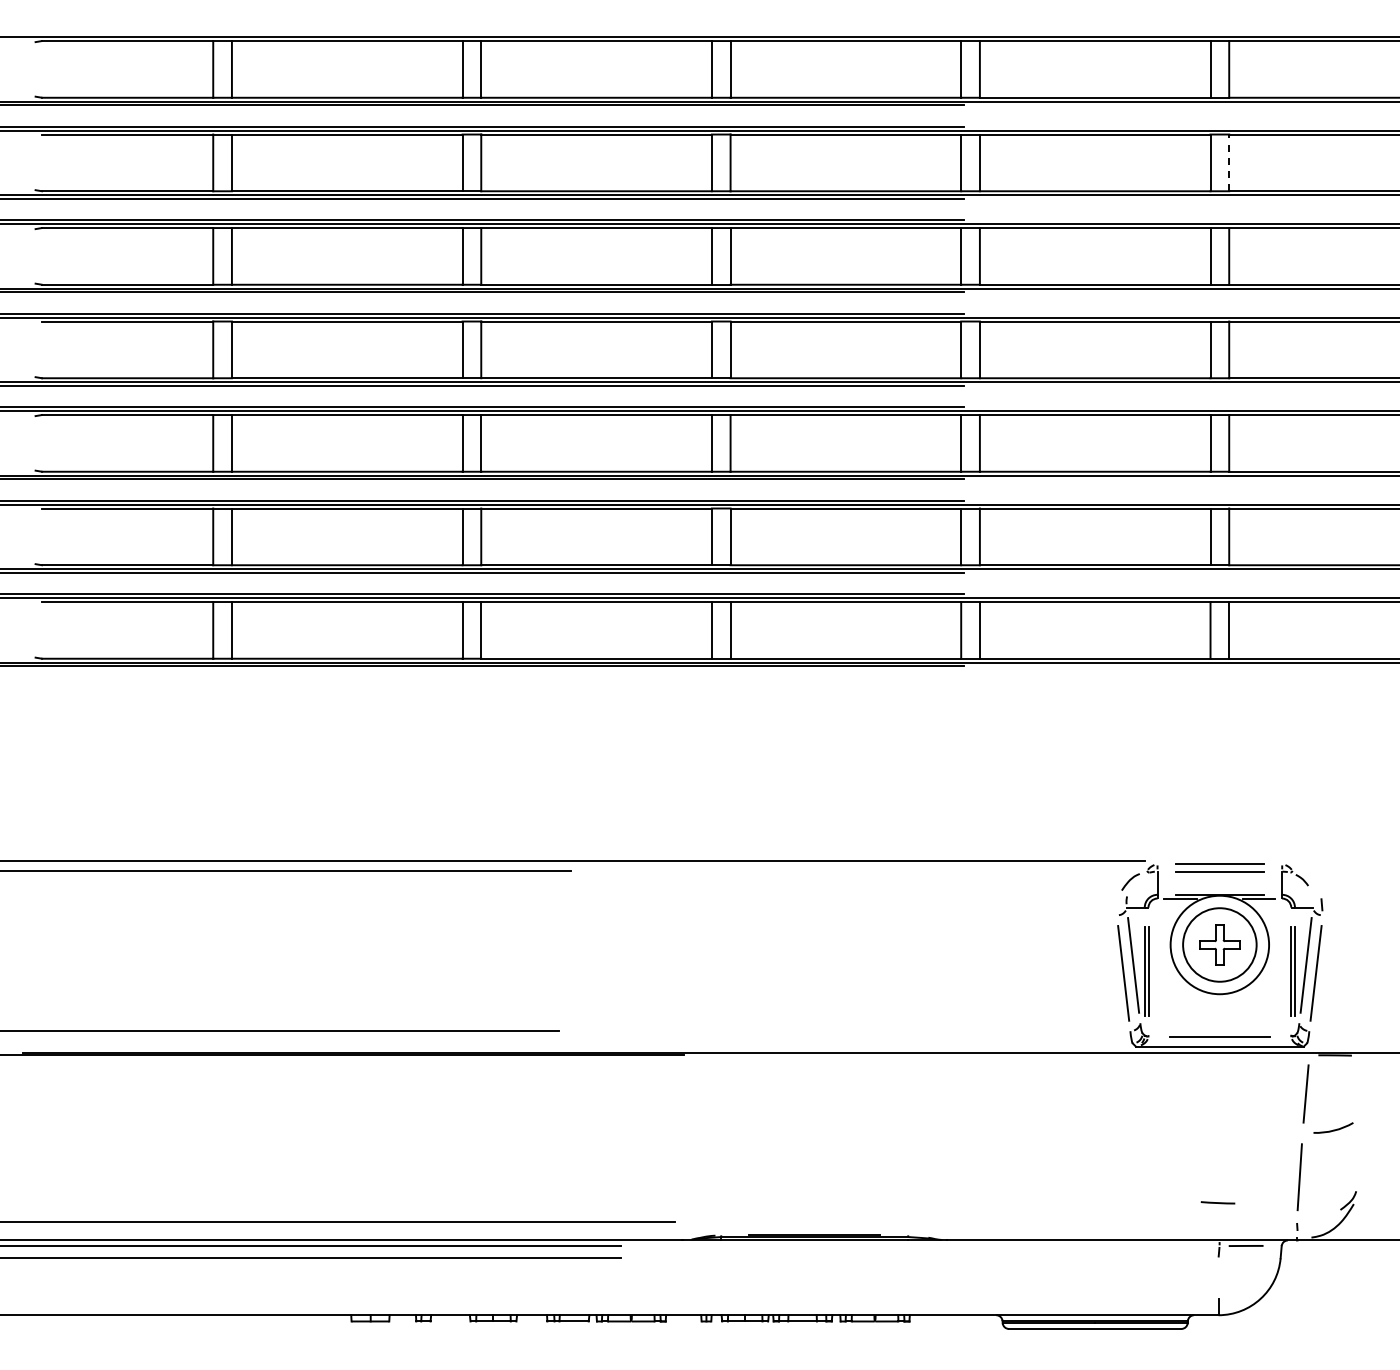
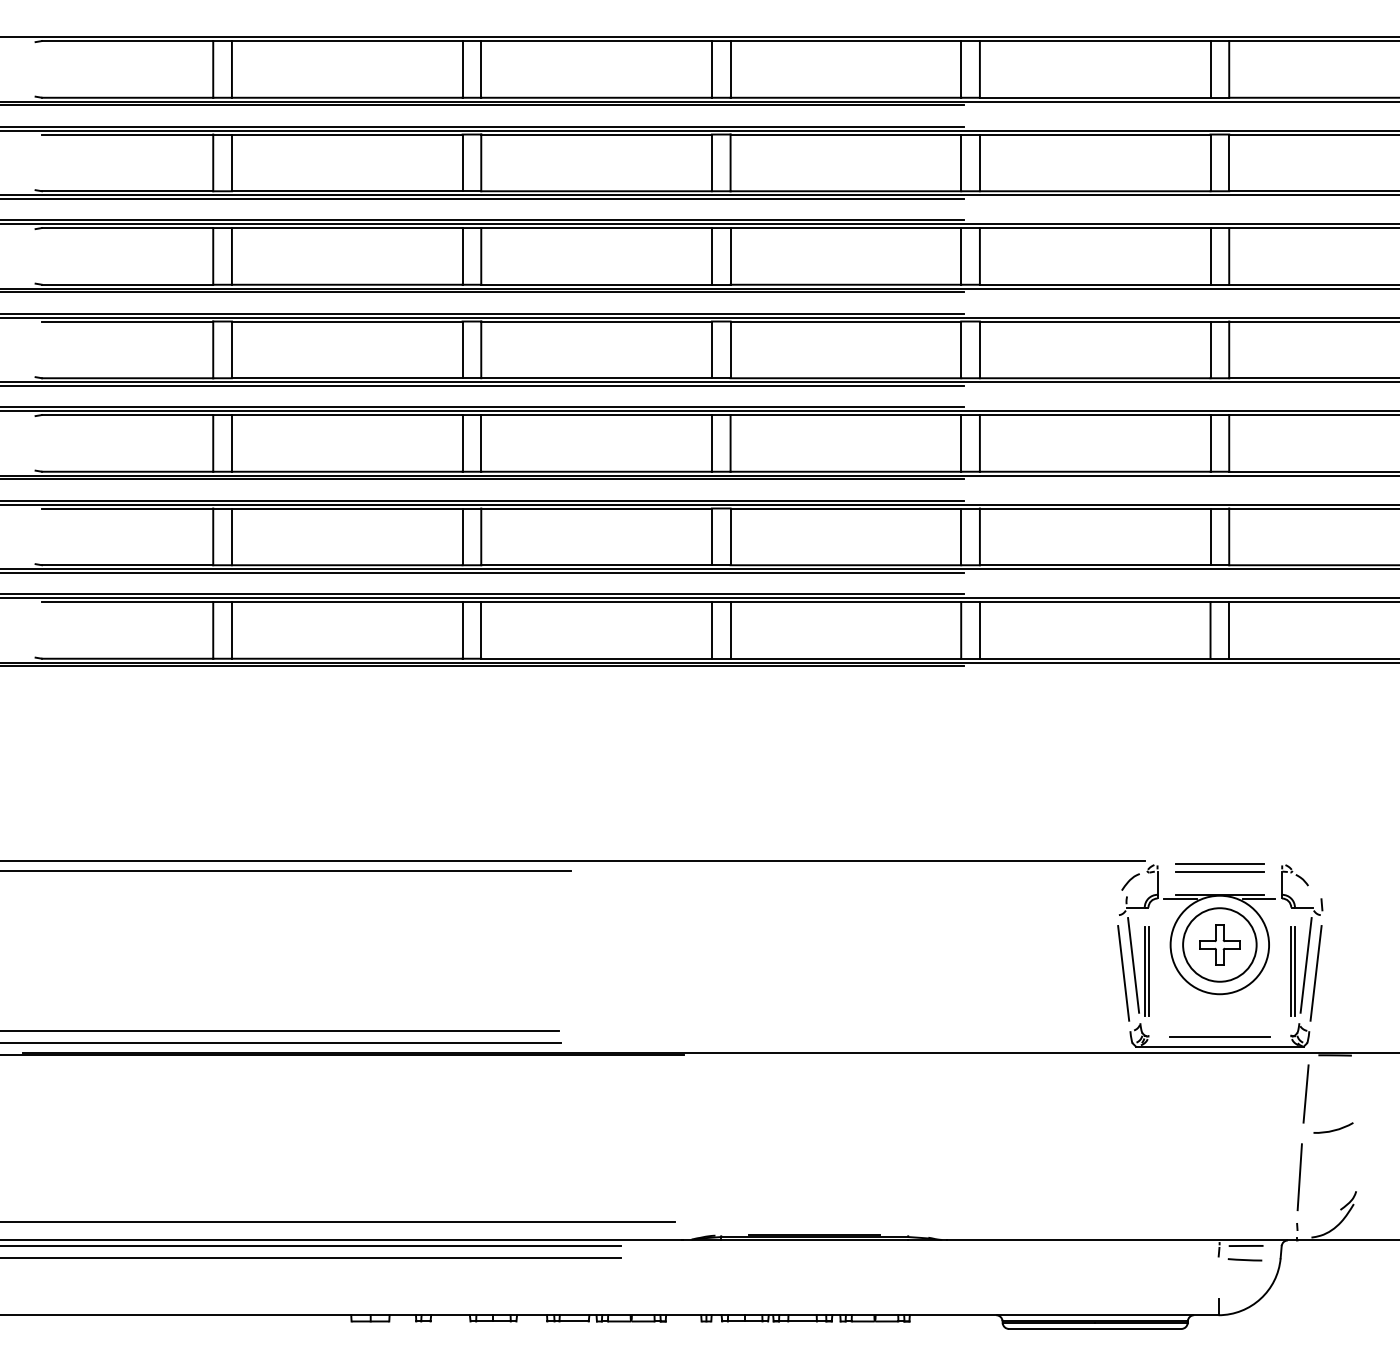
line: dashed -> solid (1229, 162)
line: none -> present (281, 1043)
line position: (1217, 1202) -> (1244, 1259) (1244, 1259)
